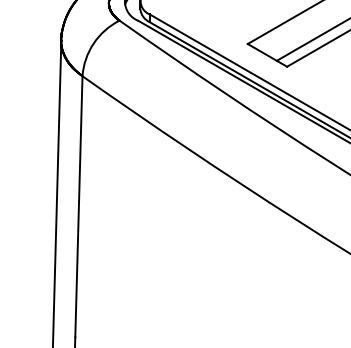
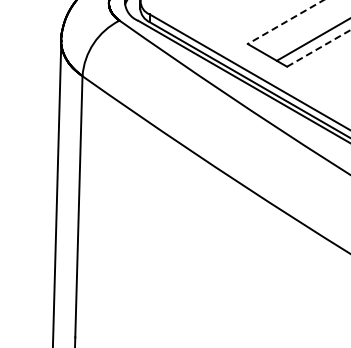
line: solid -> dashed (285, 22)
line: solid -> dashed (319, 48)
